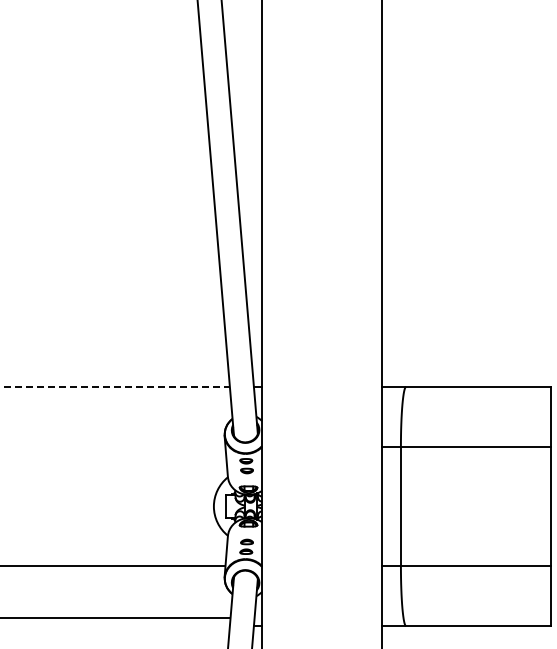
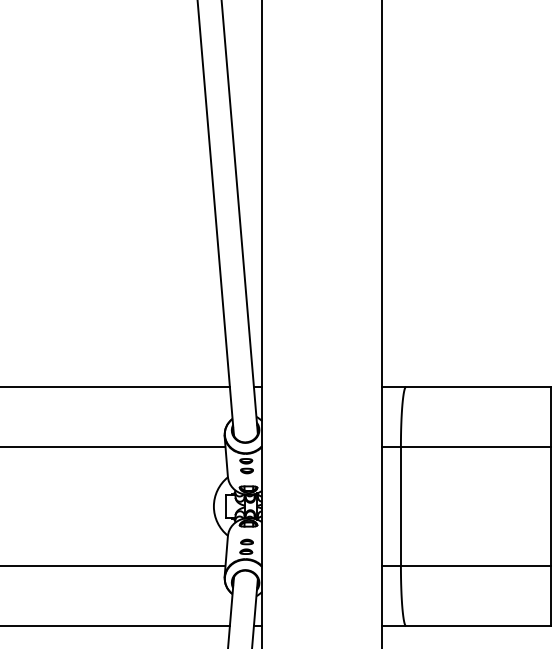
line: dashed -> solid (115, 386)
line: none -> present (113, 446)
line position: (115, 618) -> (115, 626) (115, 626)
